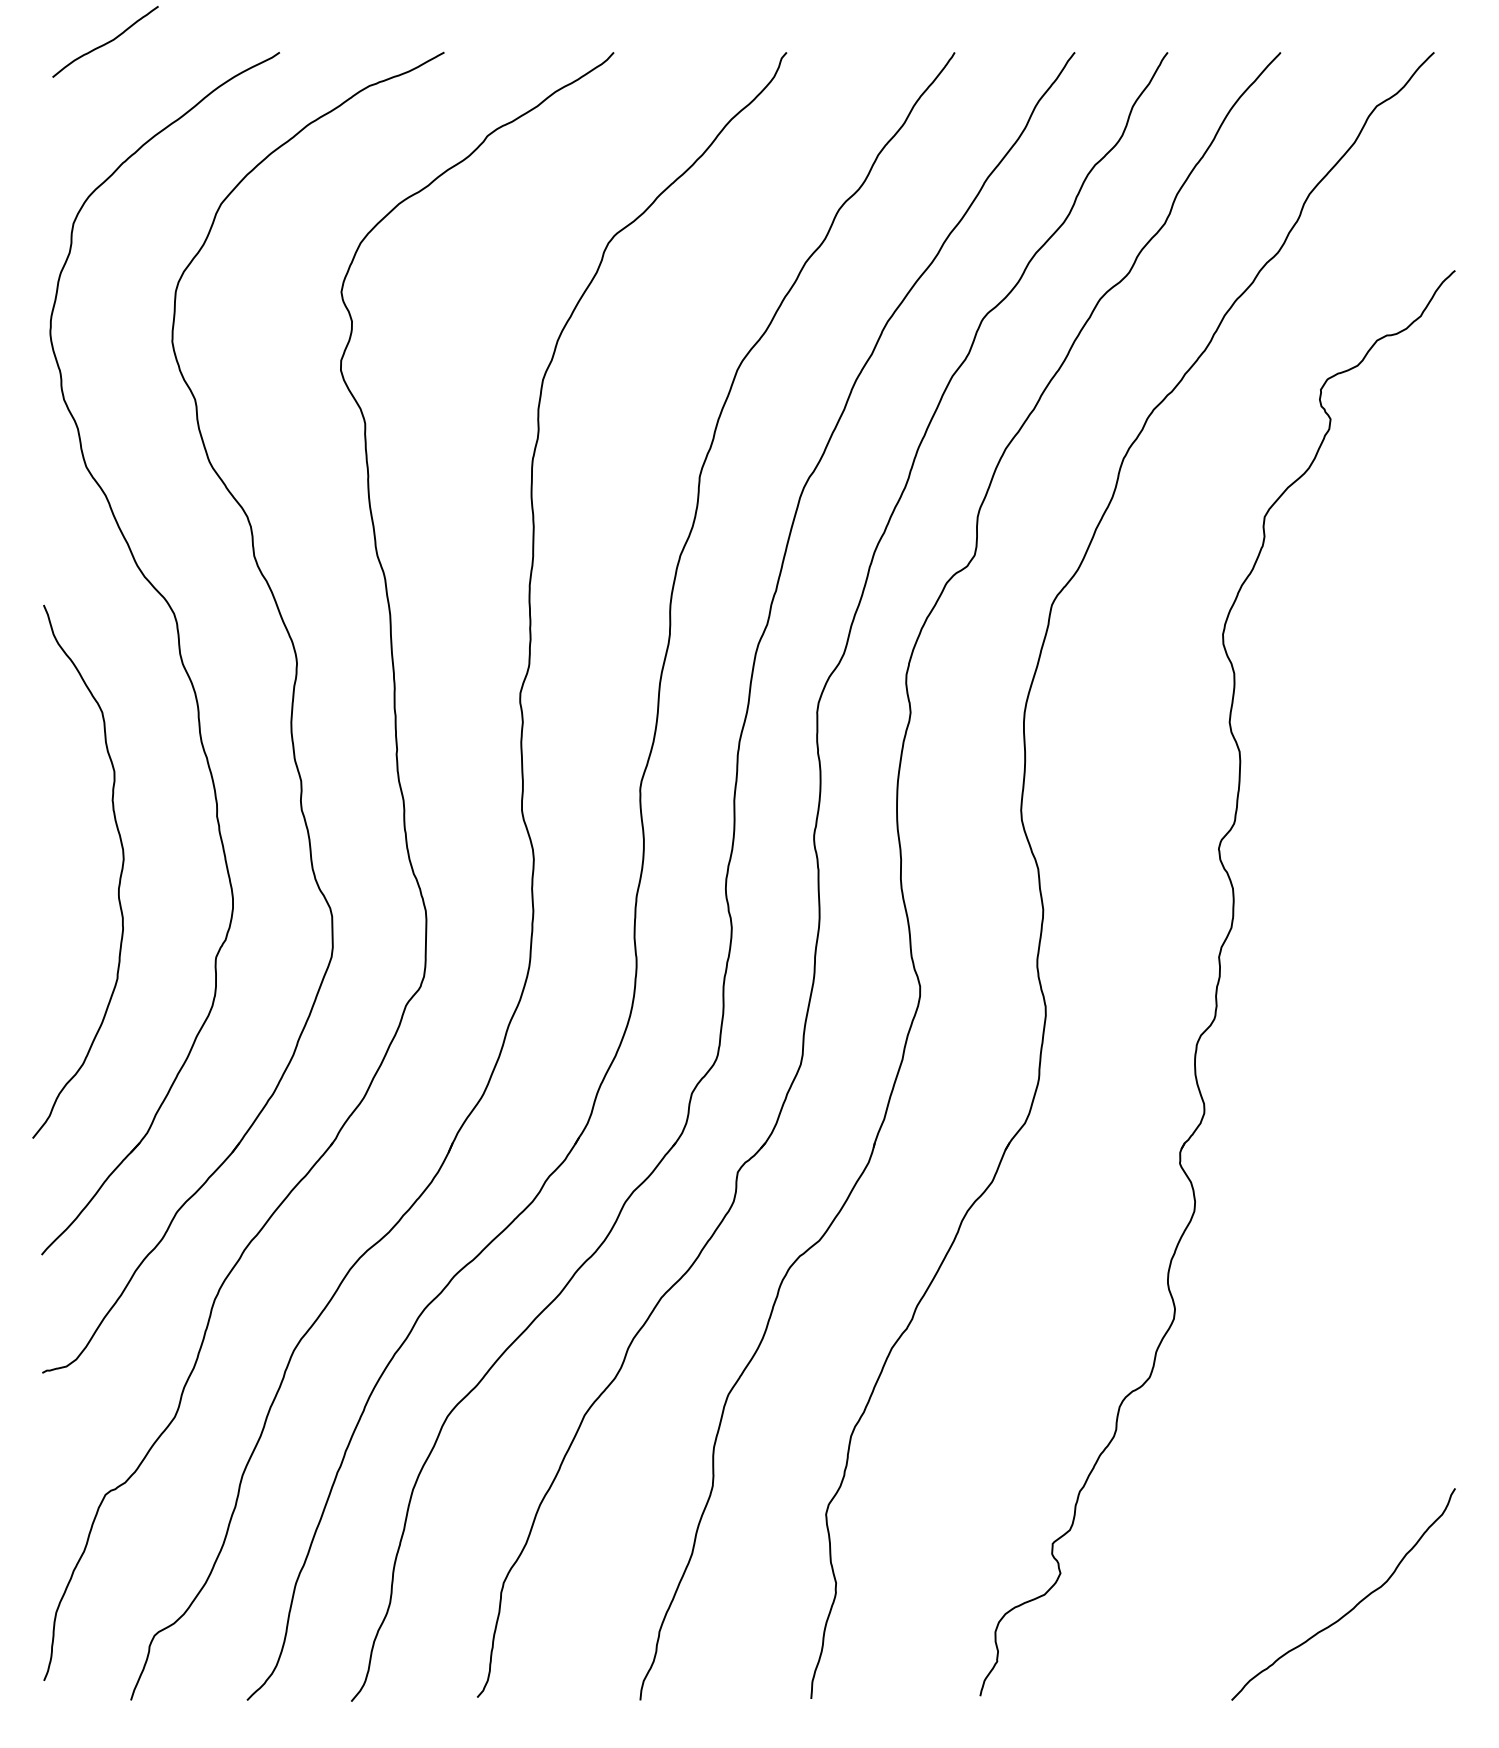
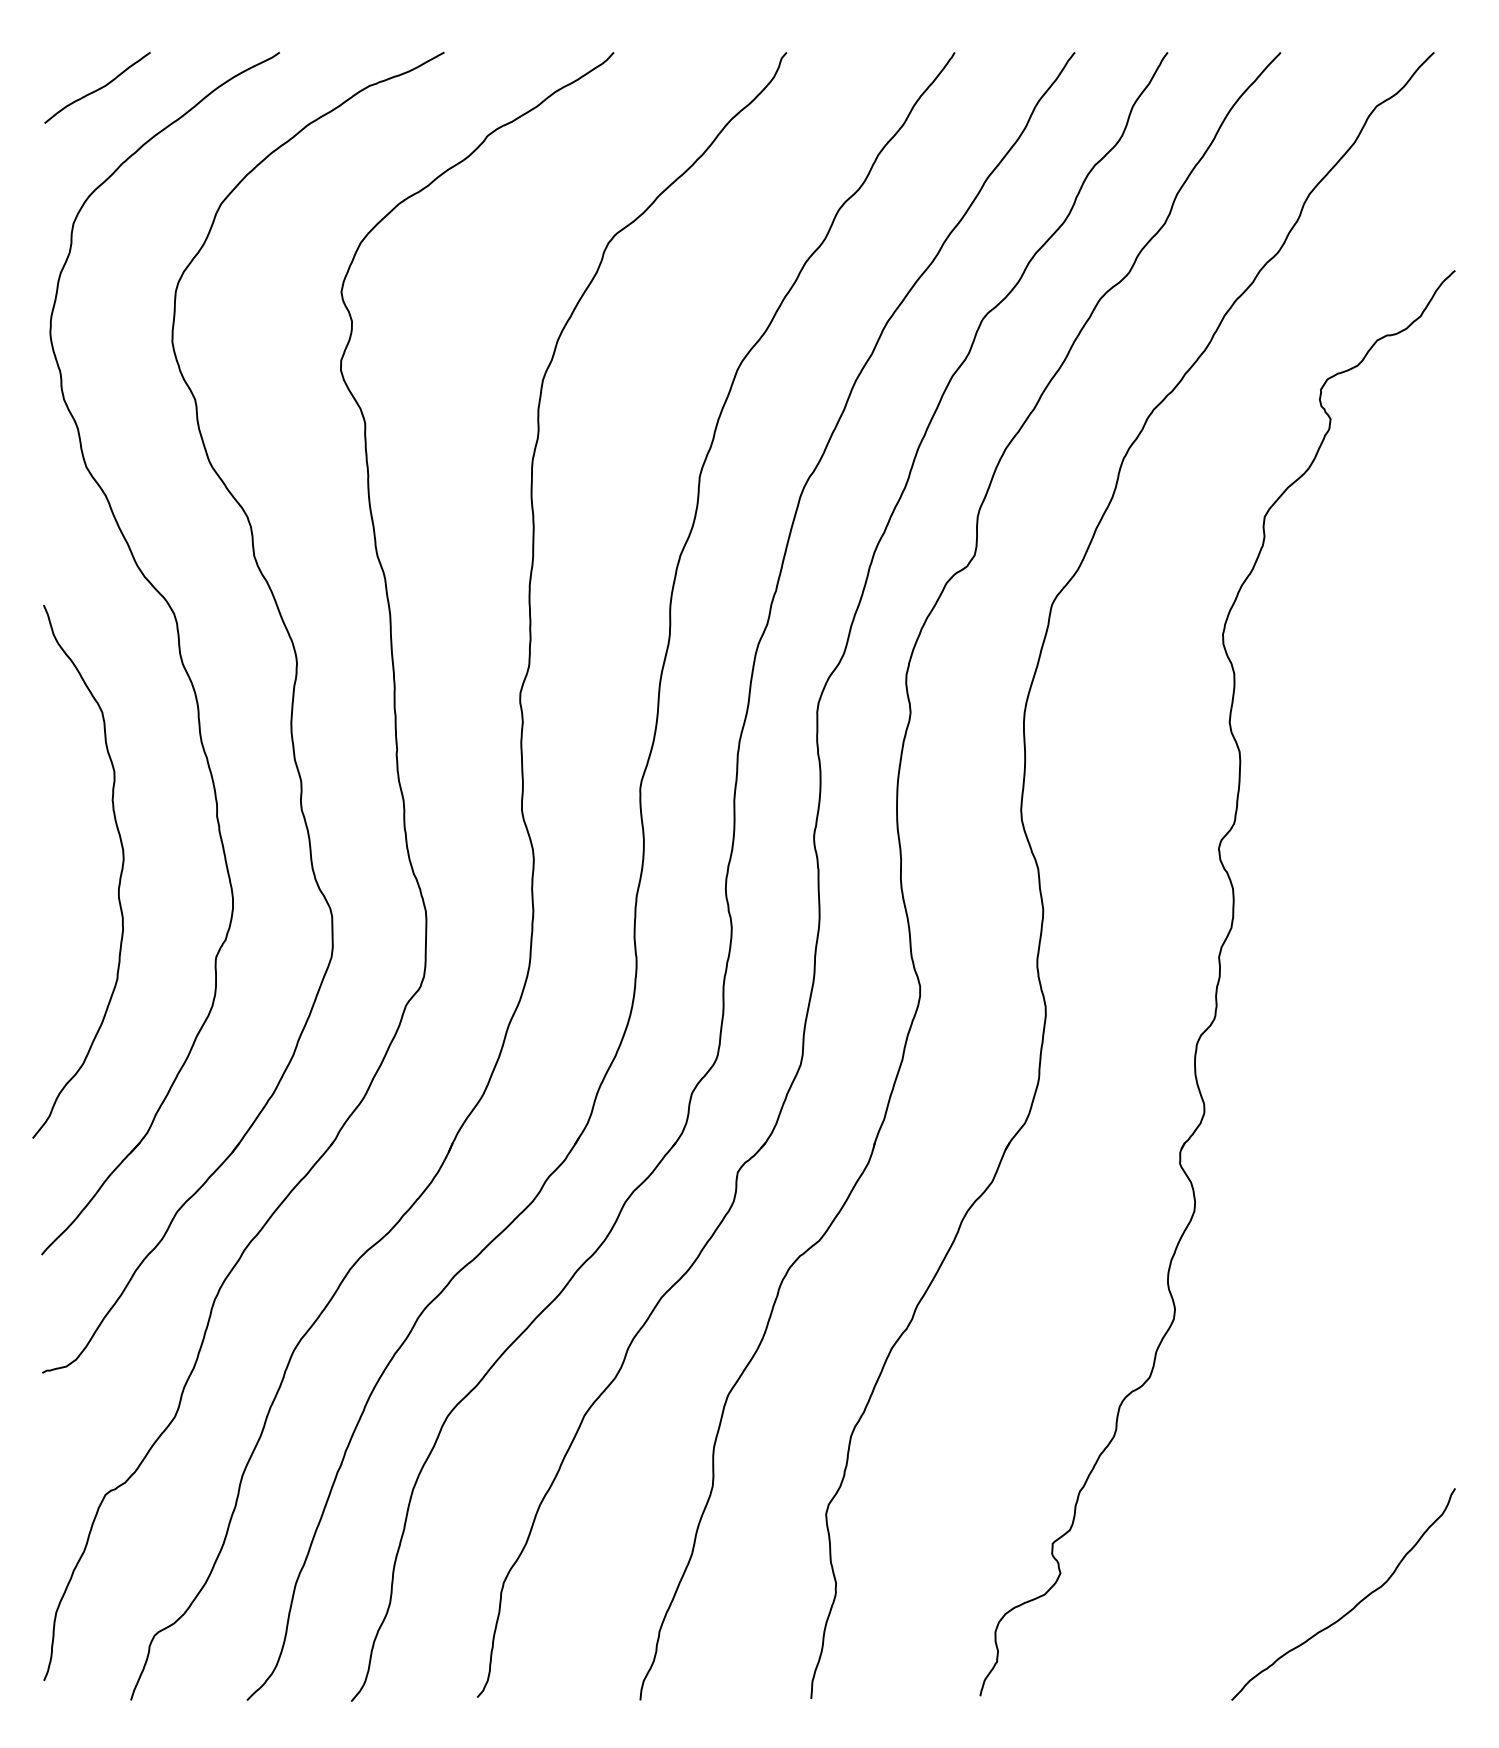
curve position: (106, 42) -> (98, 88) (98, 88)
